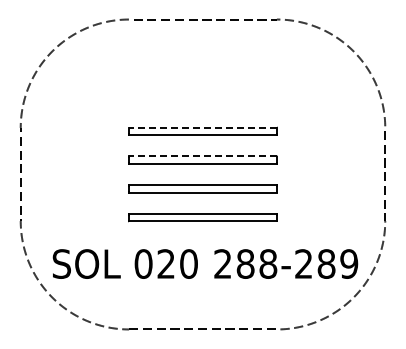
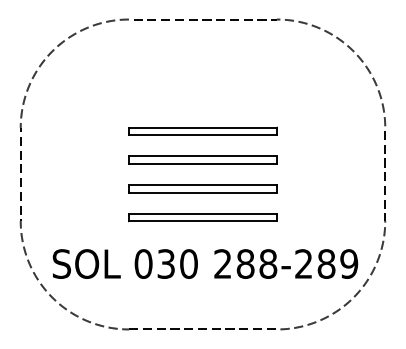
line: dashed -> solid (202, 127)
line: dashed -> solid (202, 156)
text: 020 -> 030 (165, 263)
